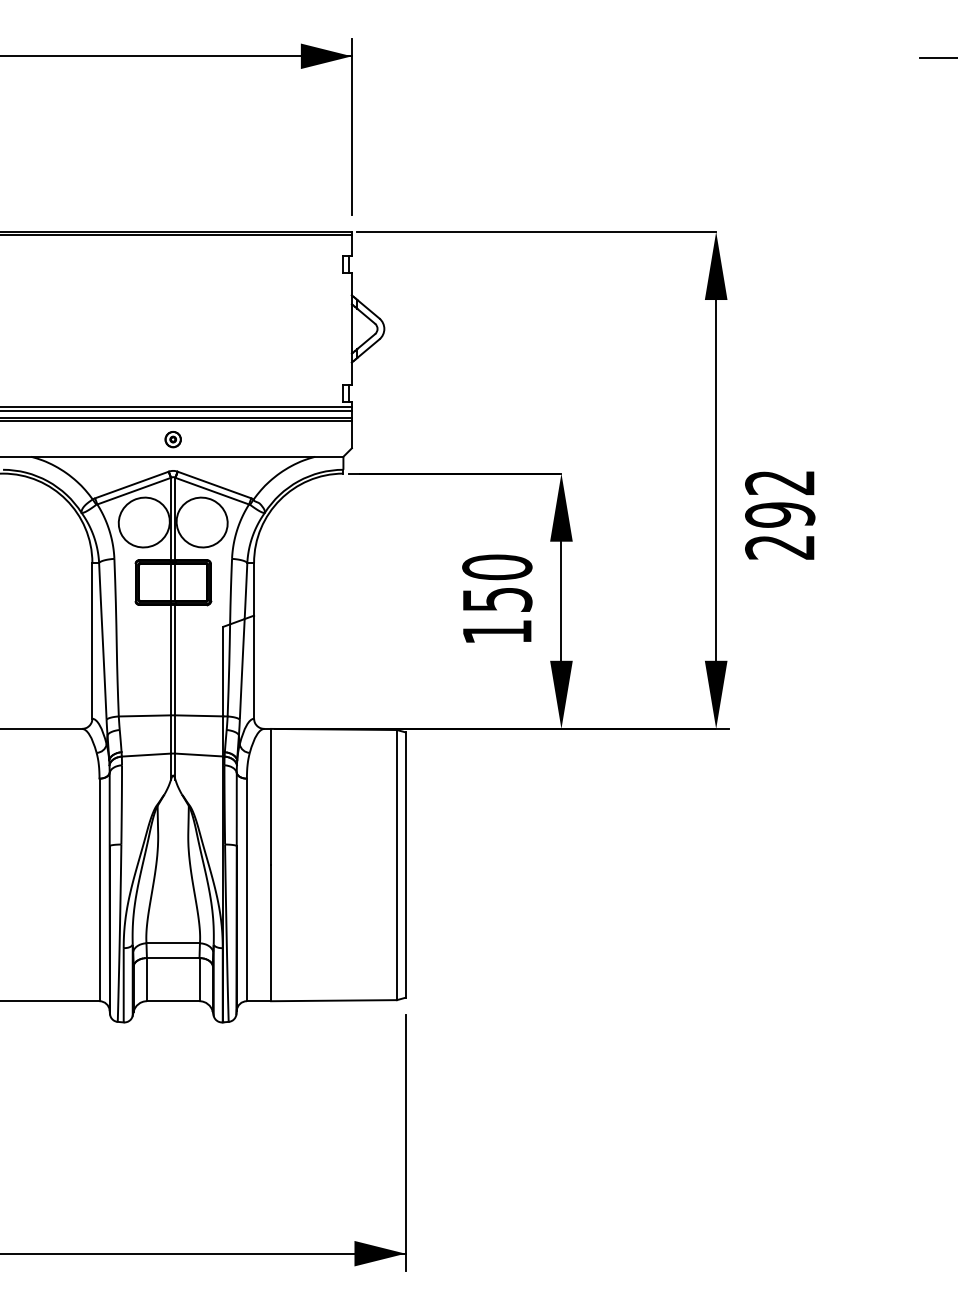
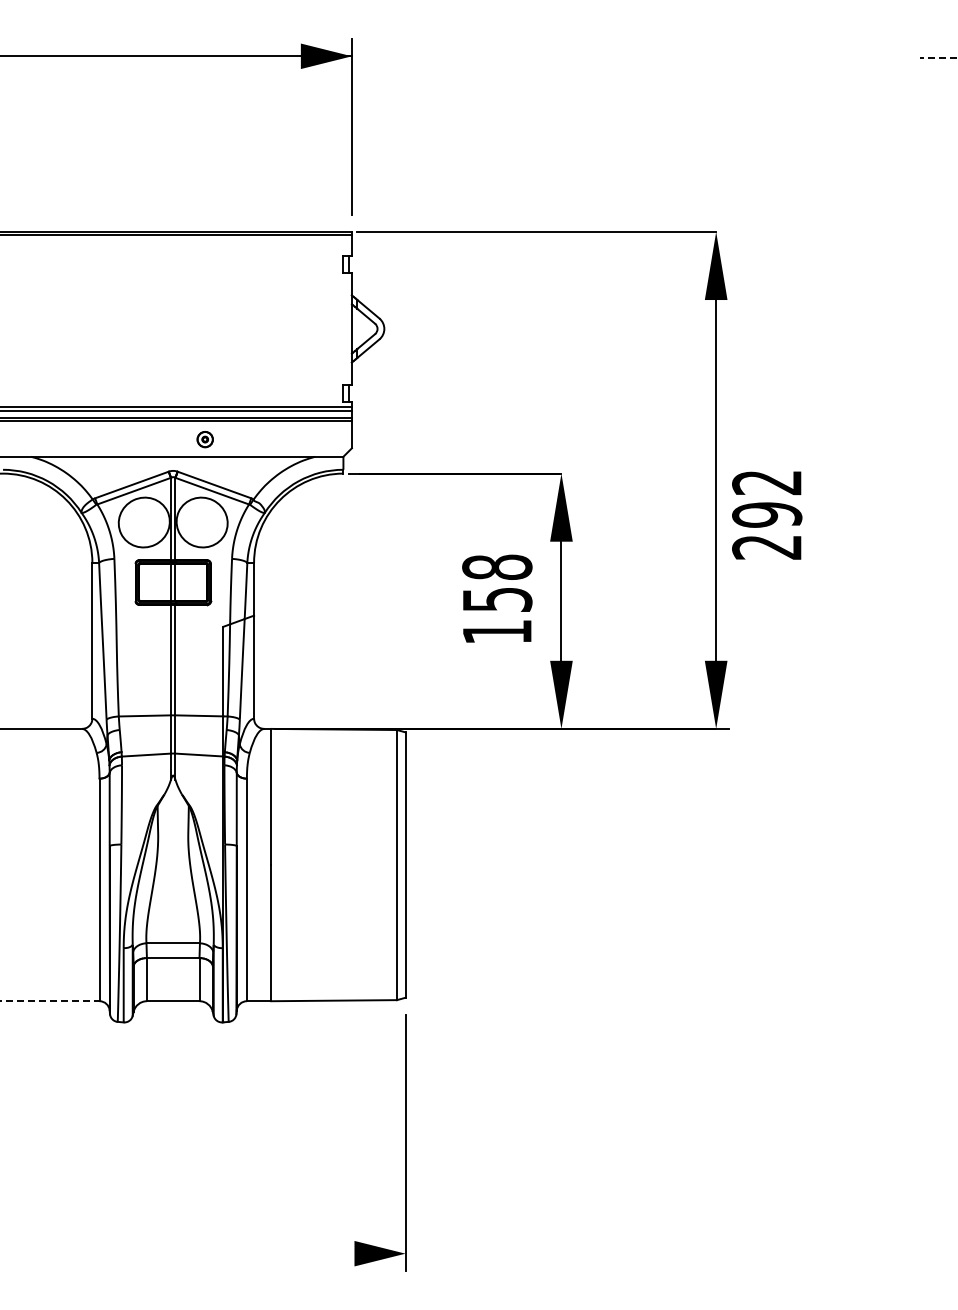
line: solid -> dashed (938, 57)
part position: (172, 439) -> (204, 439) (204, 439)
text position: (780, 515) -> (767, 515) (767, 515)
text: 150 -> 158 (497, 567)
line: solid -> dashed (50, 1001)
line: present -> none (203, 1253)
